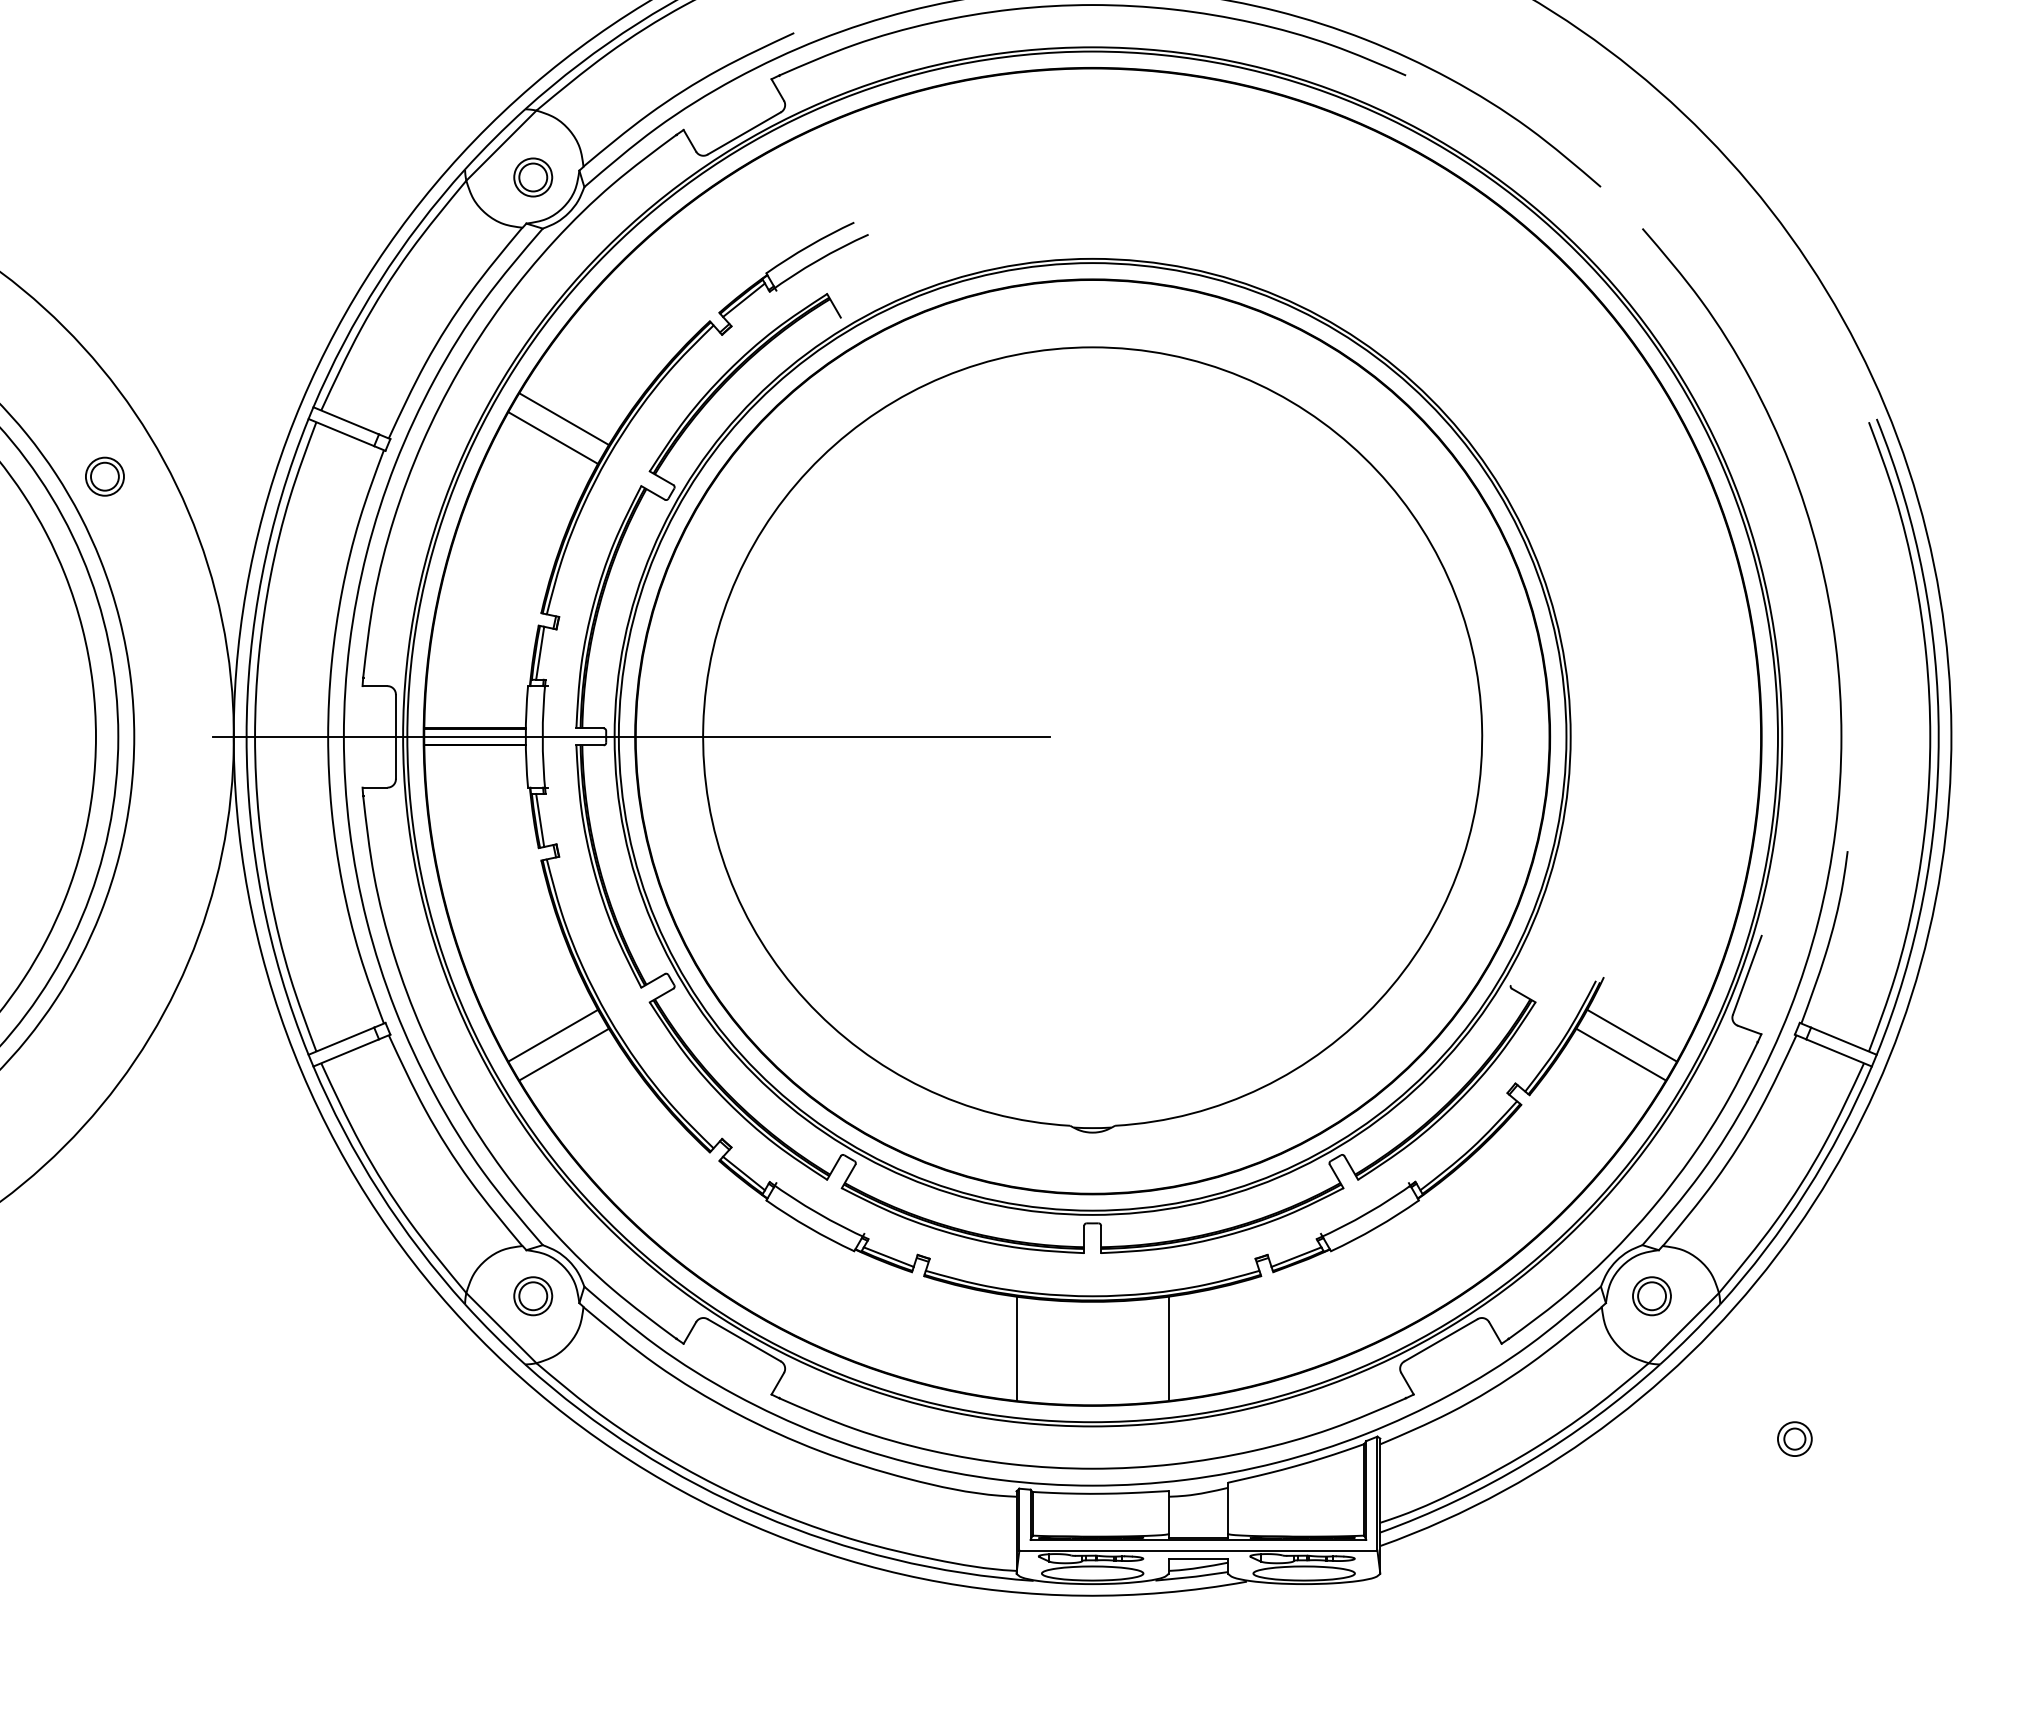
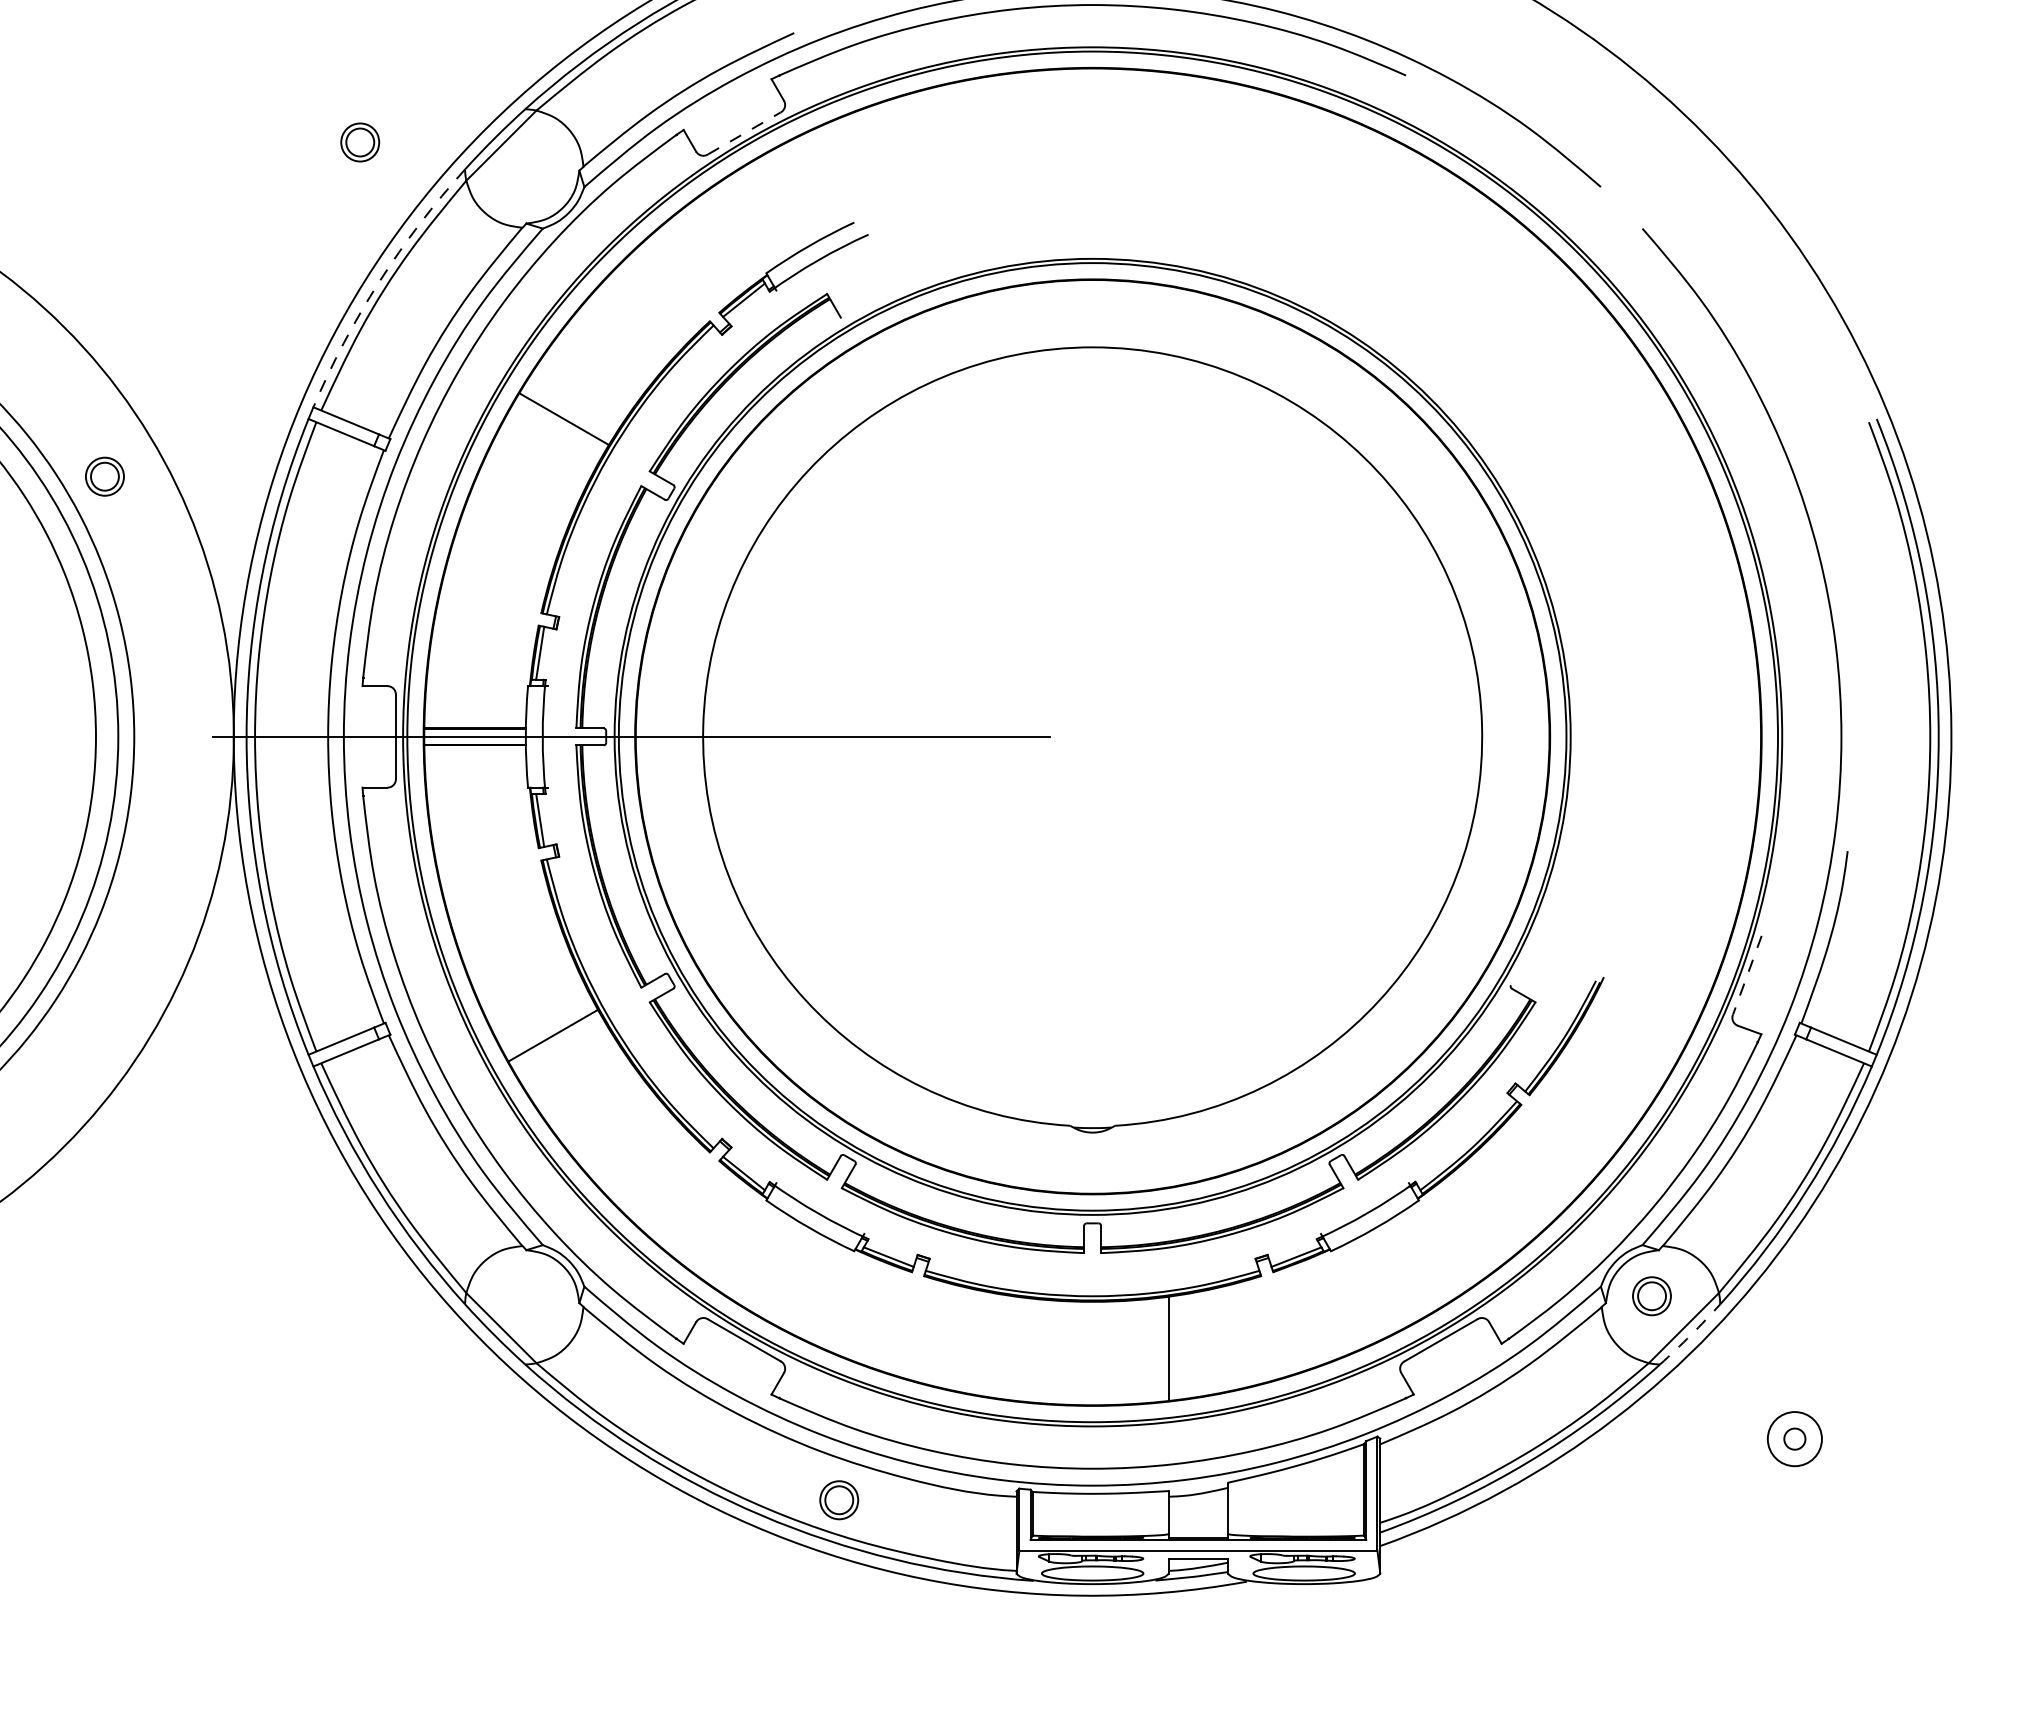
line: solid -> dashed (744, 133)
part position: (533, 177) -> (360, 142) (360, 142)
arc: solid -> dashed (379, 281)
line: present -> none (553, 437)
line: solid -> dashed (1747, 975)
line: present -> none (1631, 1035)
line: present -> none (563, 1054)
line: present -> none (1620, 1054)
part position: (533, 1296) -> (839, 1500) (839, 1500)
arc: solid -> dashed (1690, 1335)
line: present -> none (1016, 1348)
circle diameter: 34 px -> 54 px (1794, 1439)
